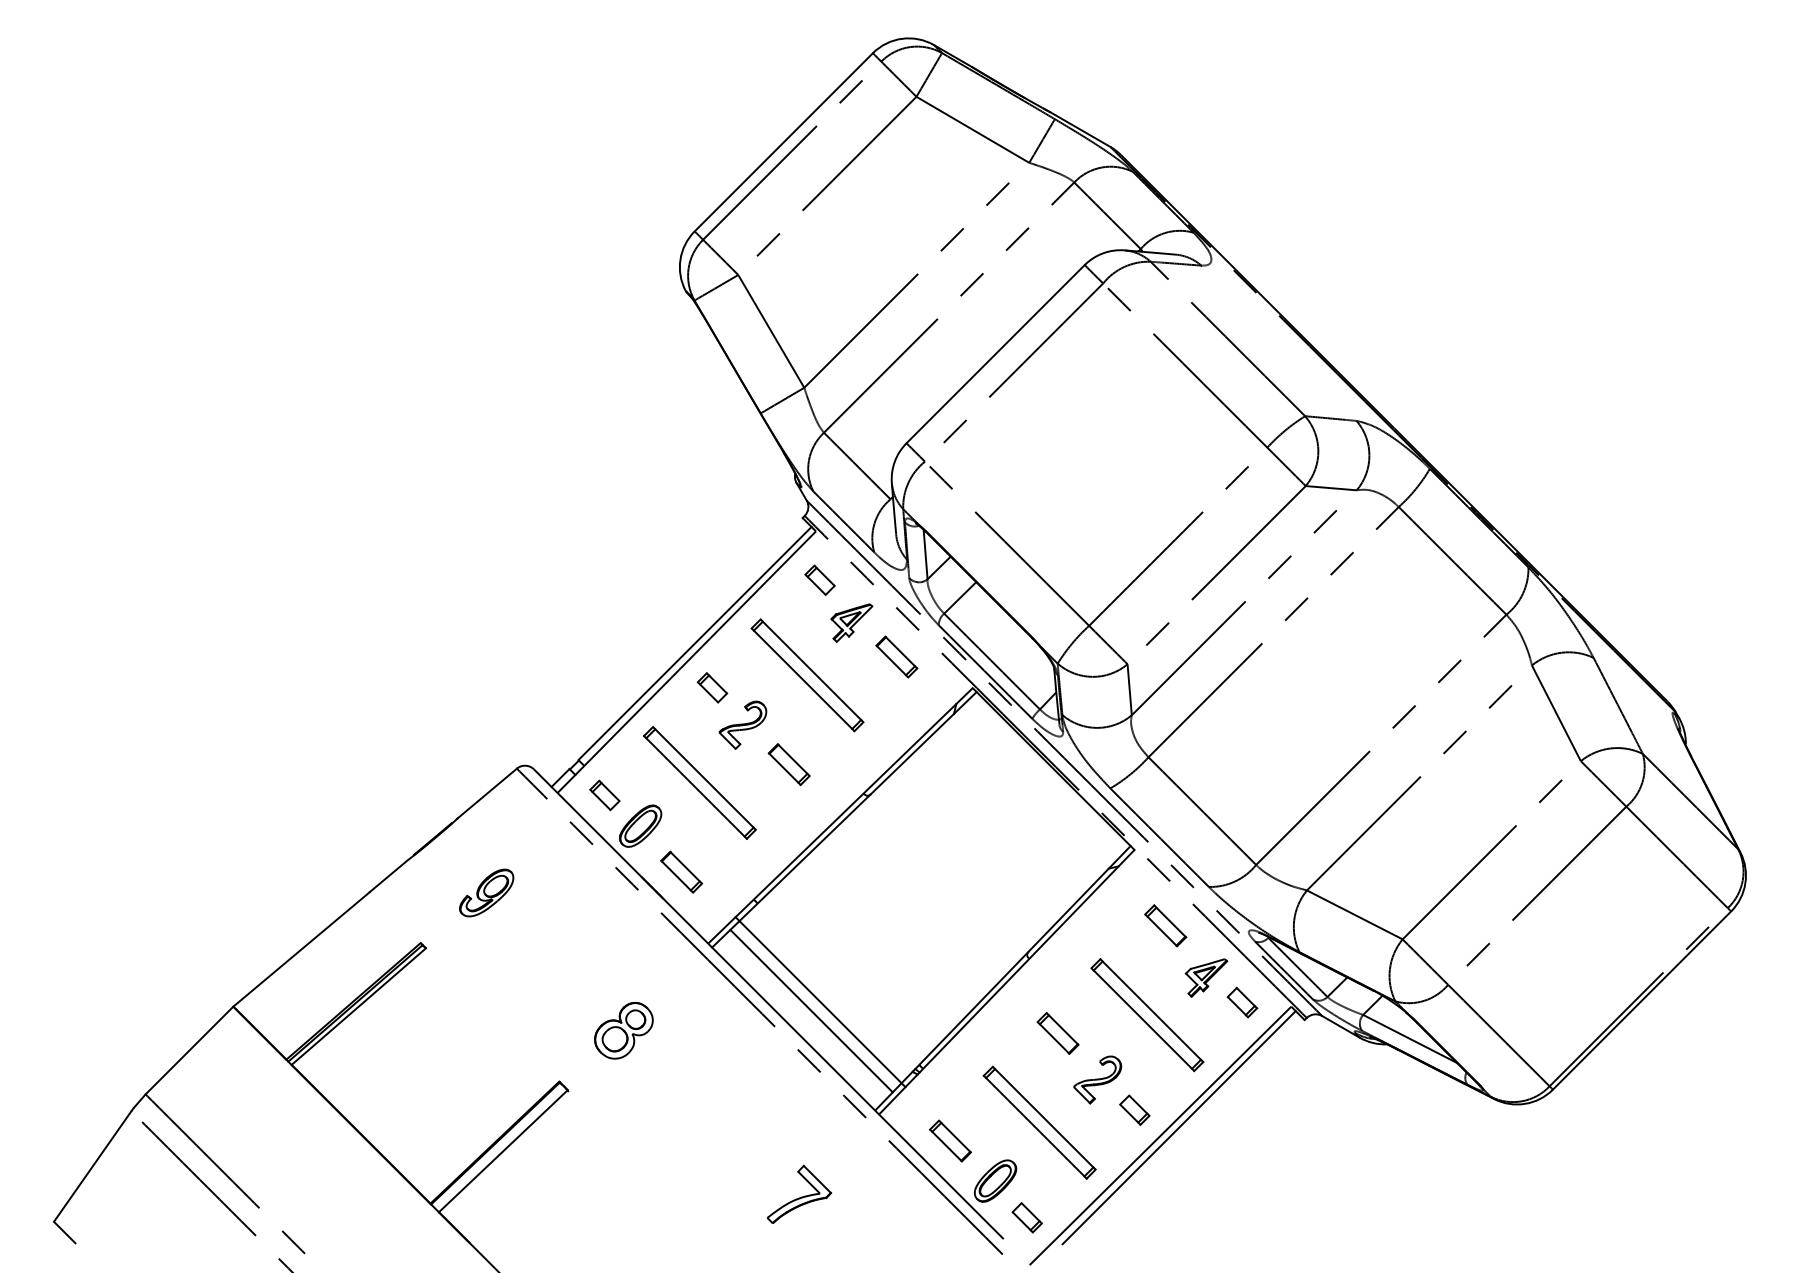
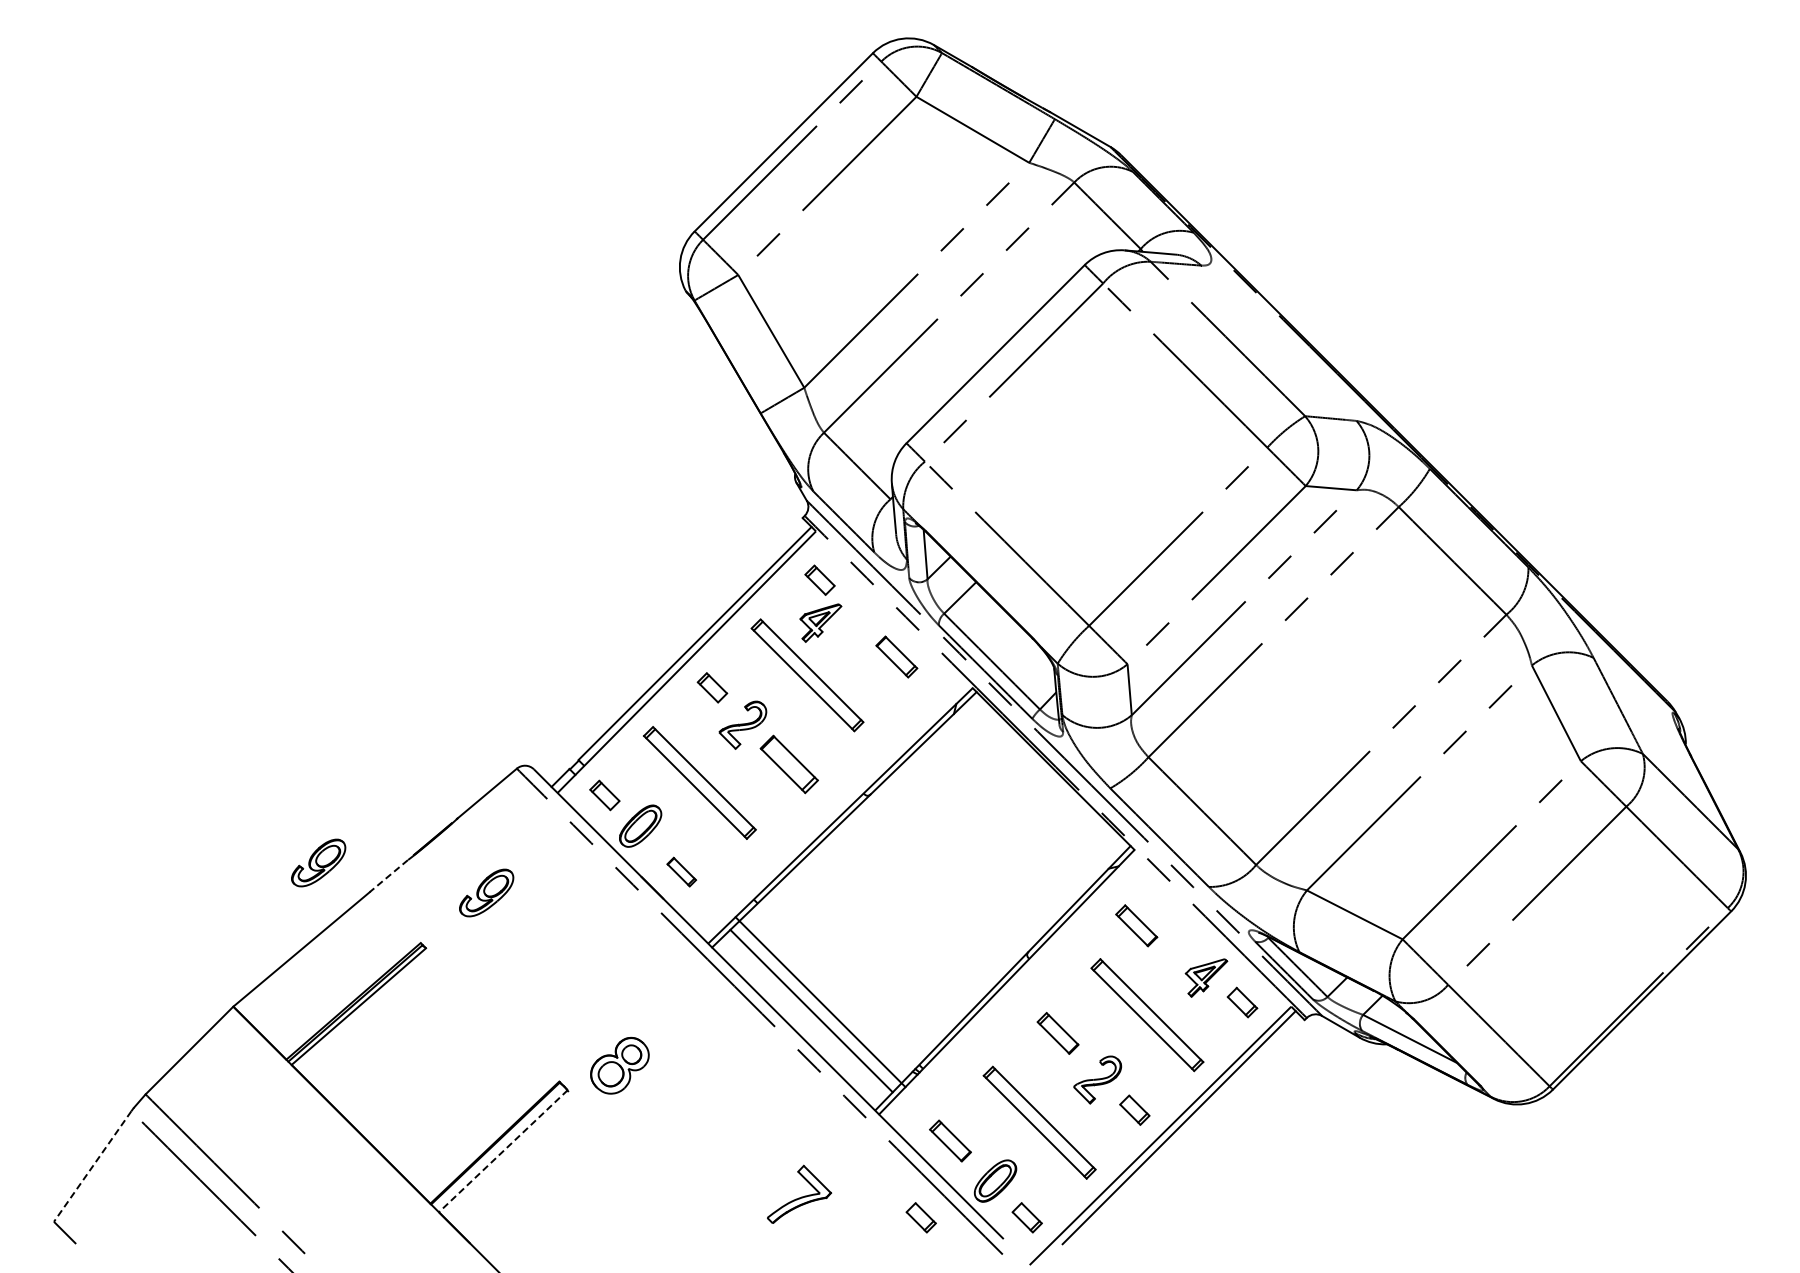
part position: (851, 622) -> (820, 622) (820, 622)
part size: 44x44 px -> 60x61 px (788, 764)
part: none -> present (318, 862)
part size: 44x44 px -> 32x32 px (681, 871)
line: solid -> dashed (388, 876)
part position: (1165, 925) -> (1136, 925) (1136, 925)
part position: (623, 1030) -> (619, 1065) (619, 1065)
line: solid -> dashed (503, 1151)
line: solid -> dashed (92, 1166)
part: none -> present (920, 1217)
